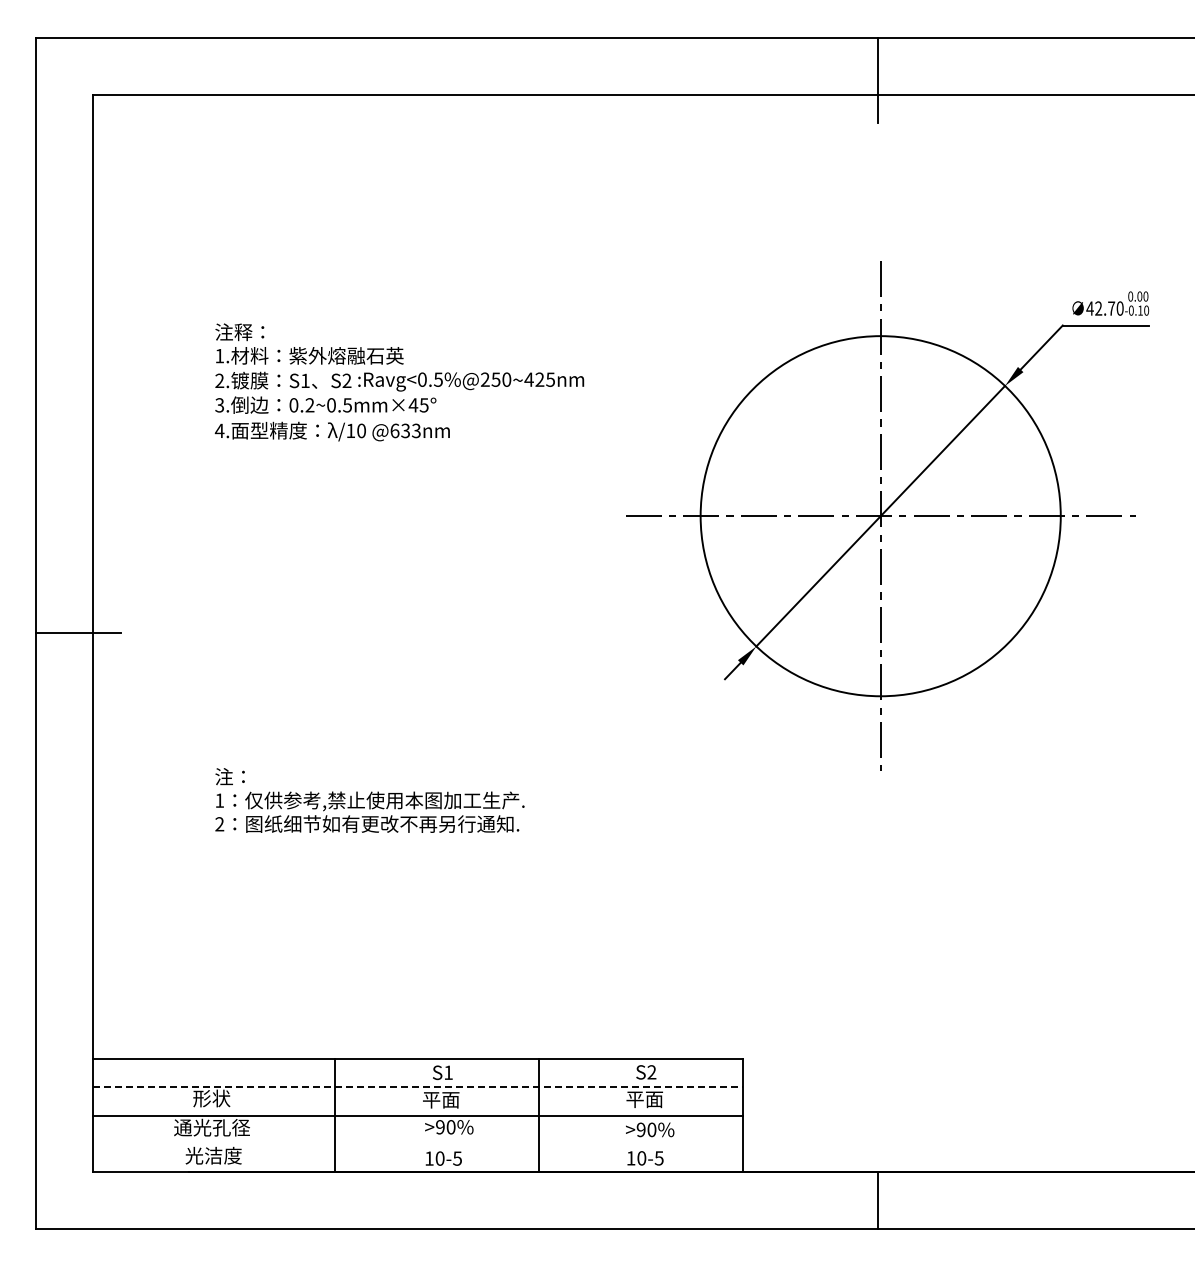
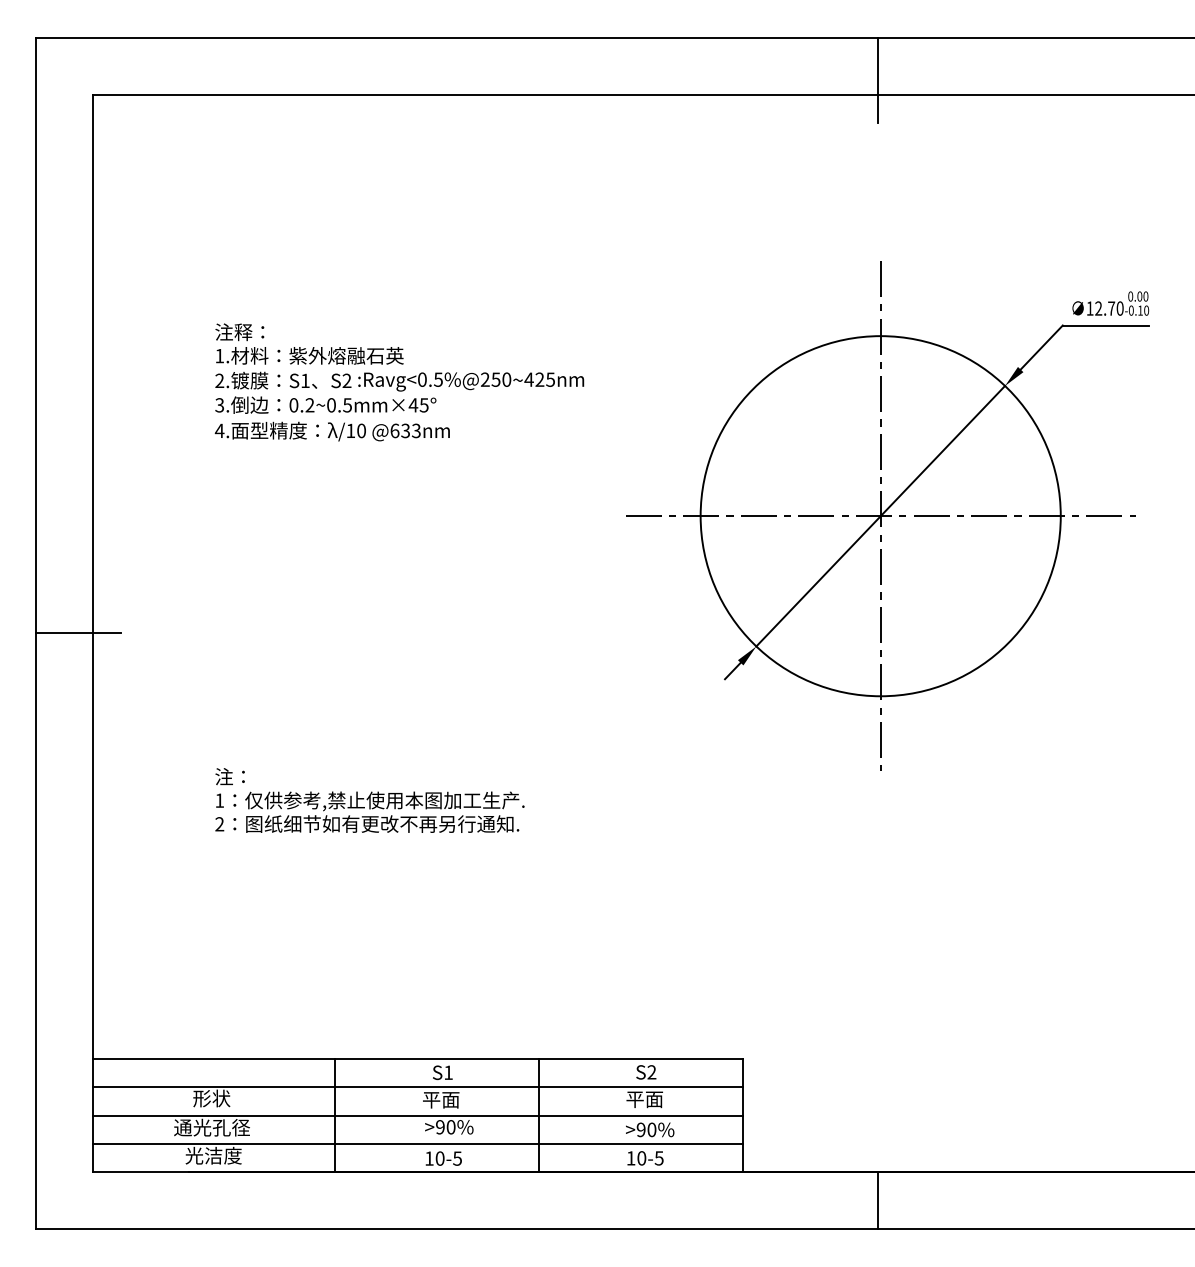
text: 42.70 -> 12.70 (1089, 308)
line: dashed -> solid (418, 1087)
line: none -> present (417, 1143)
